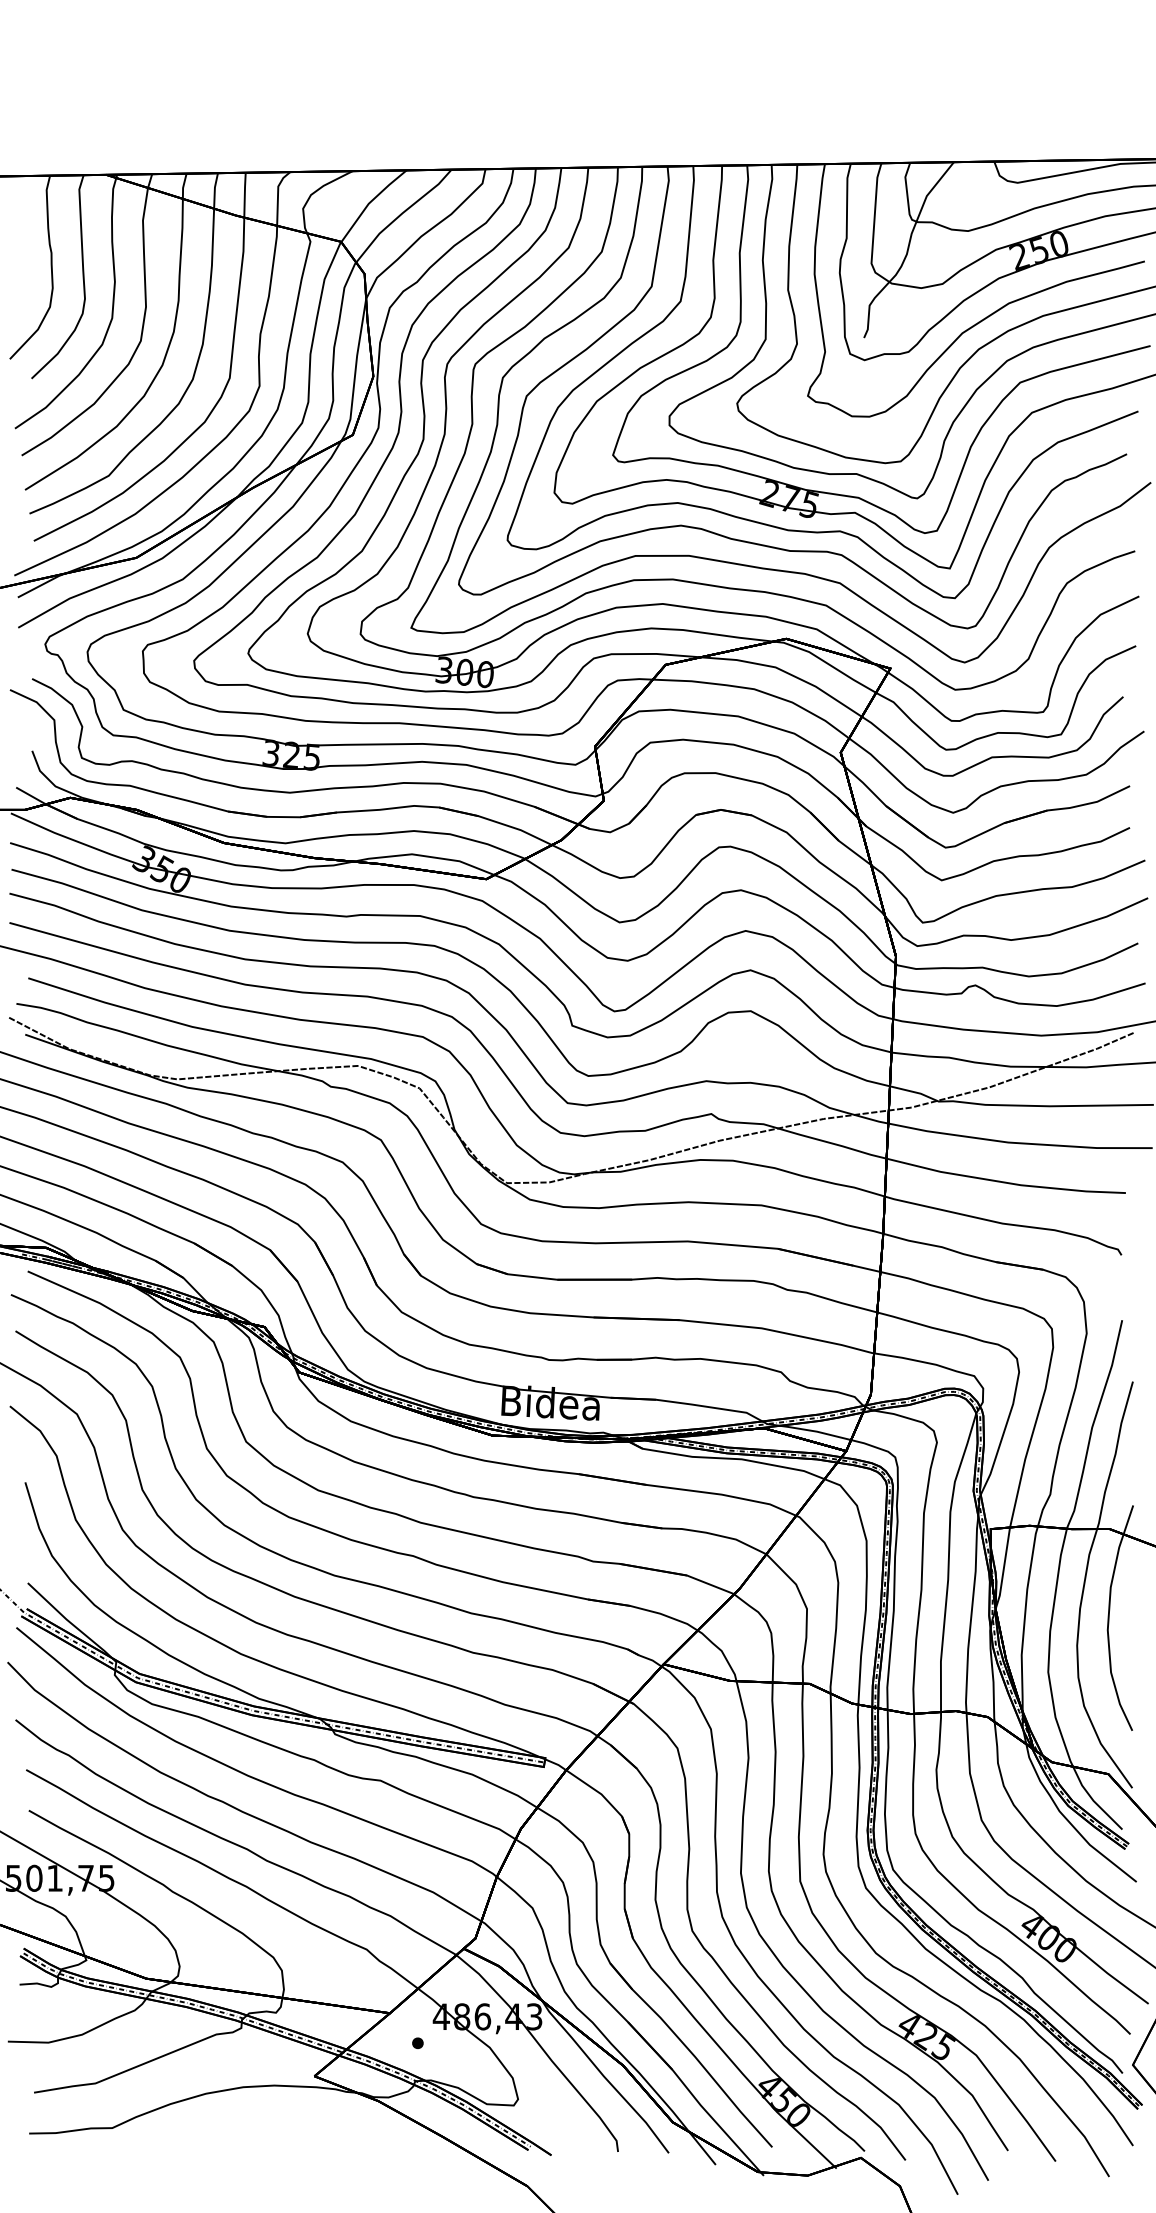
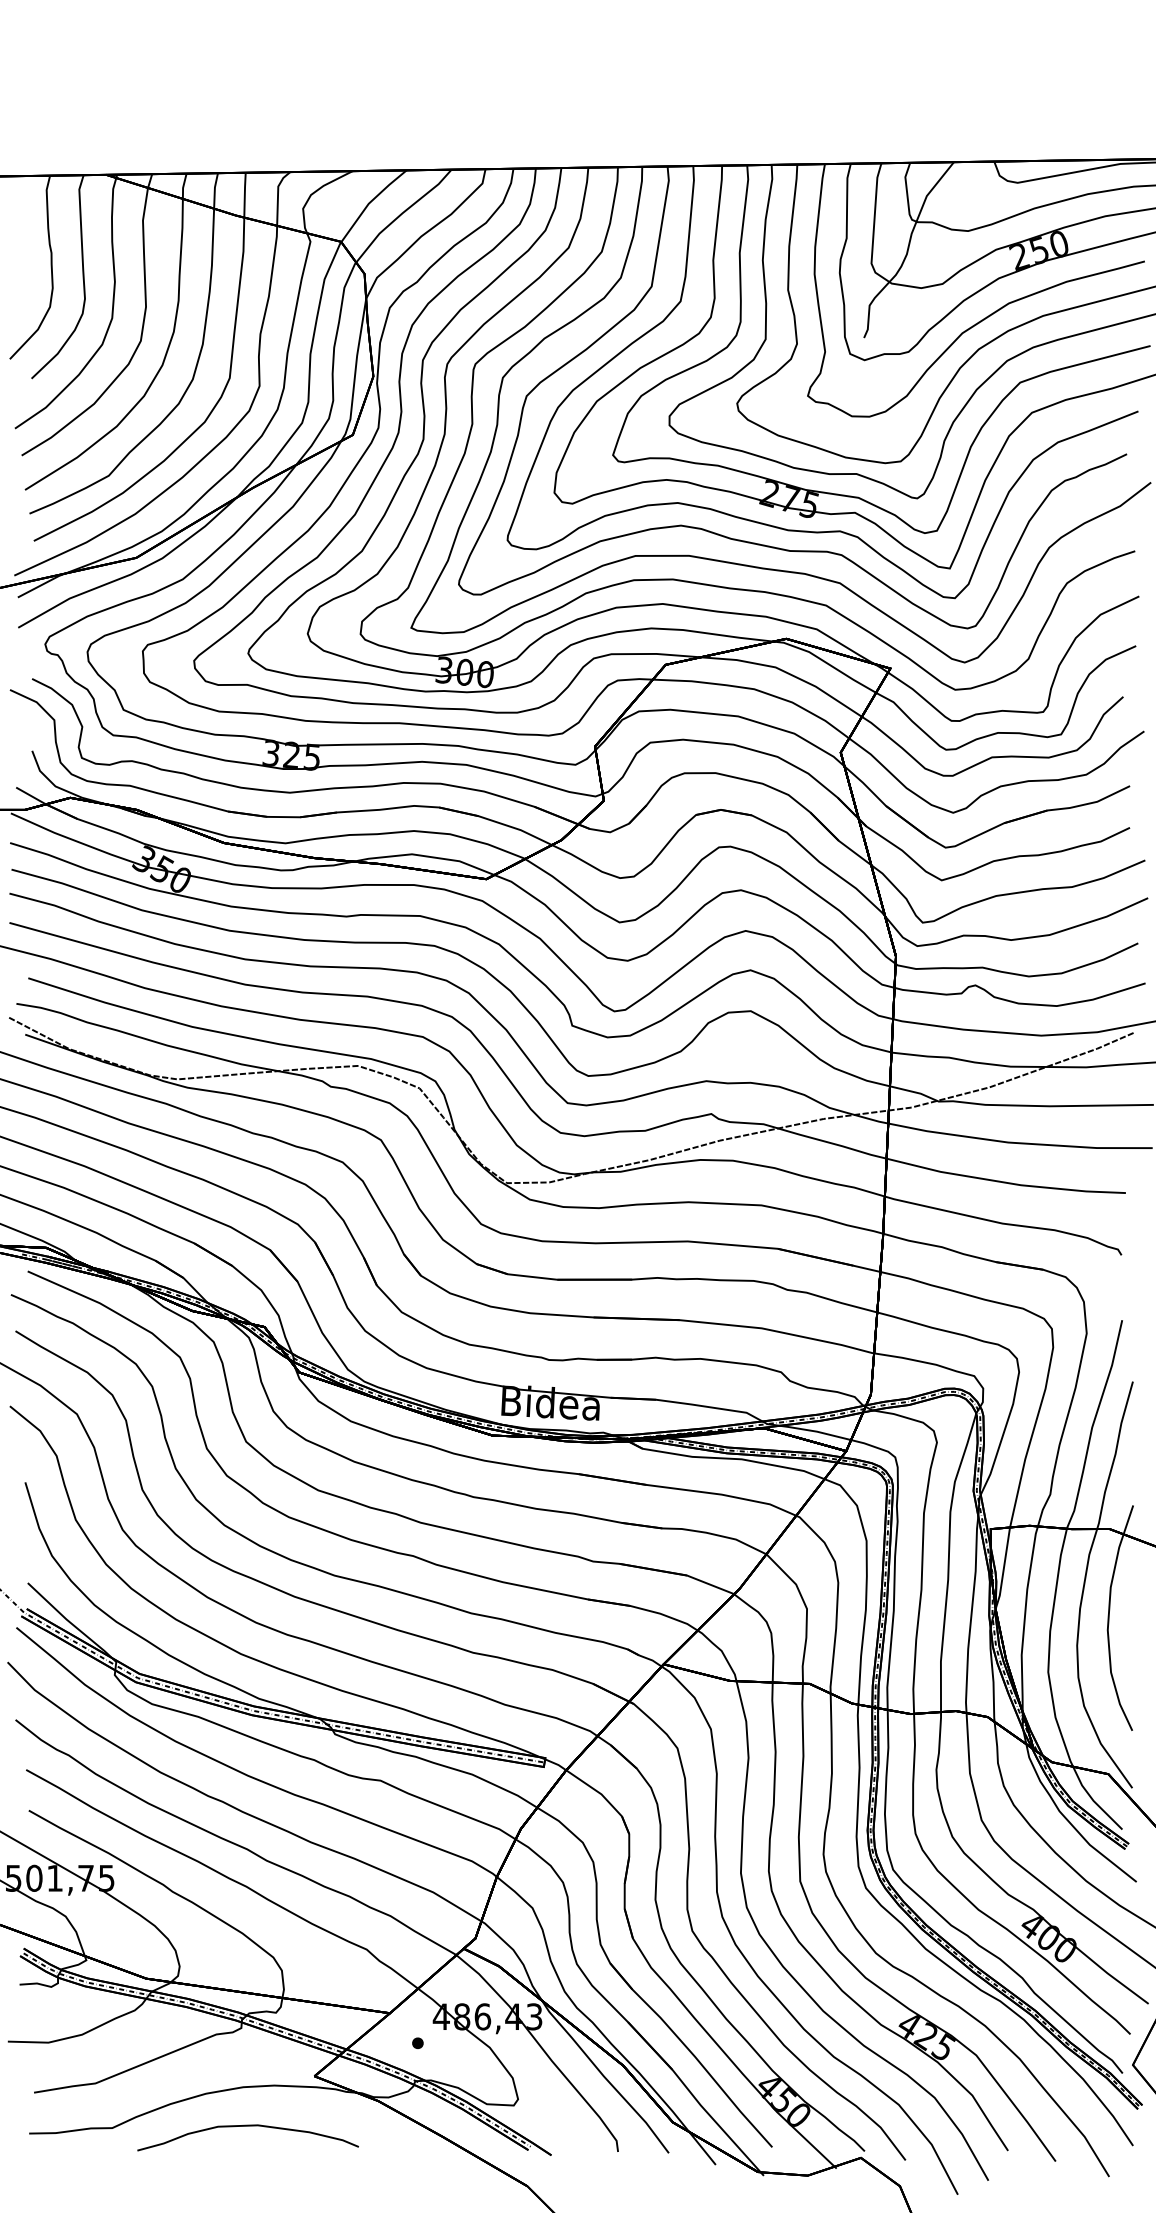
curve: none -> present (247, 2126)
